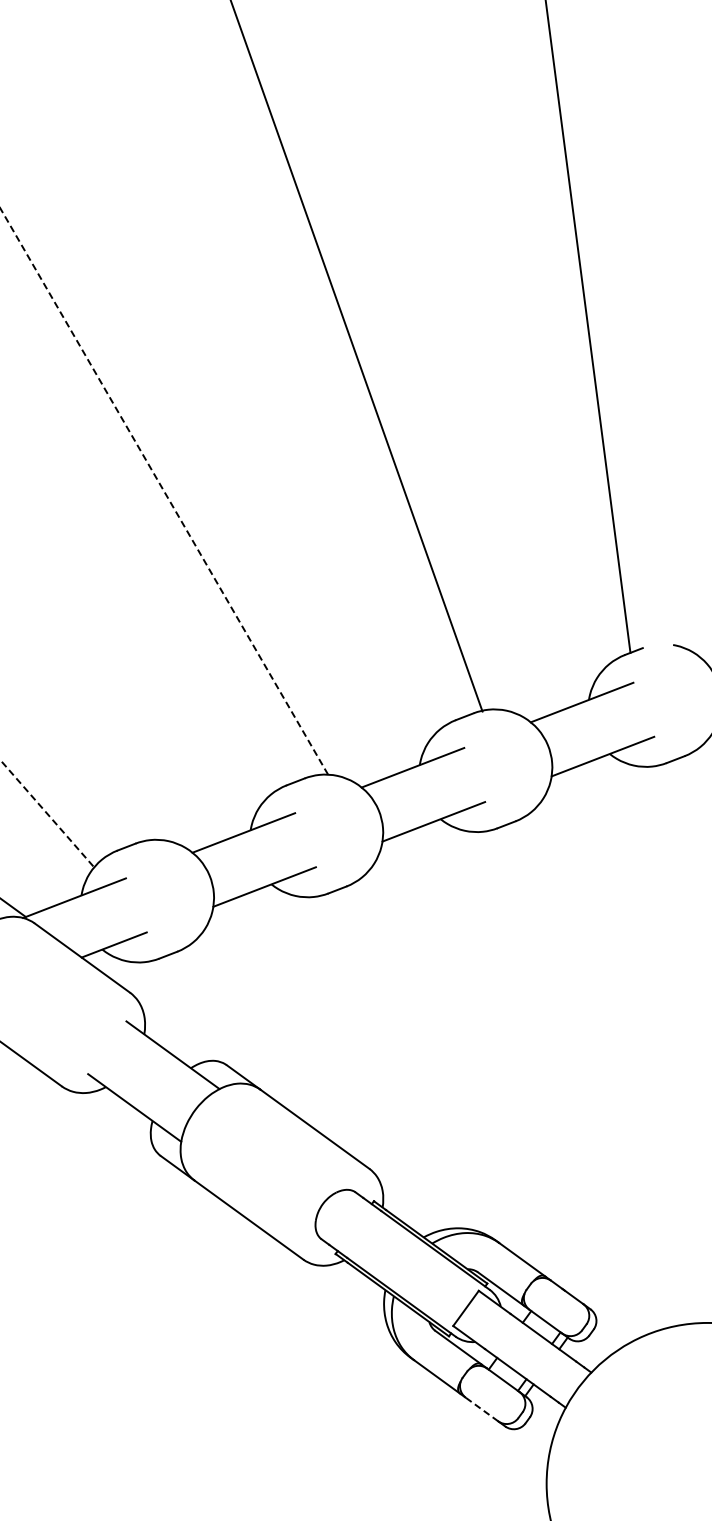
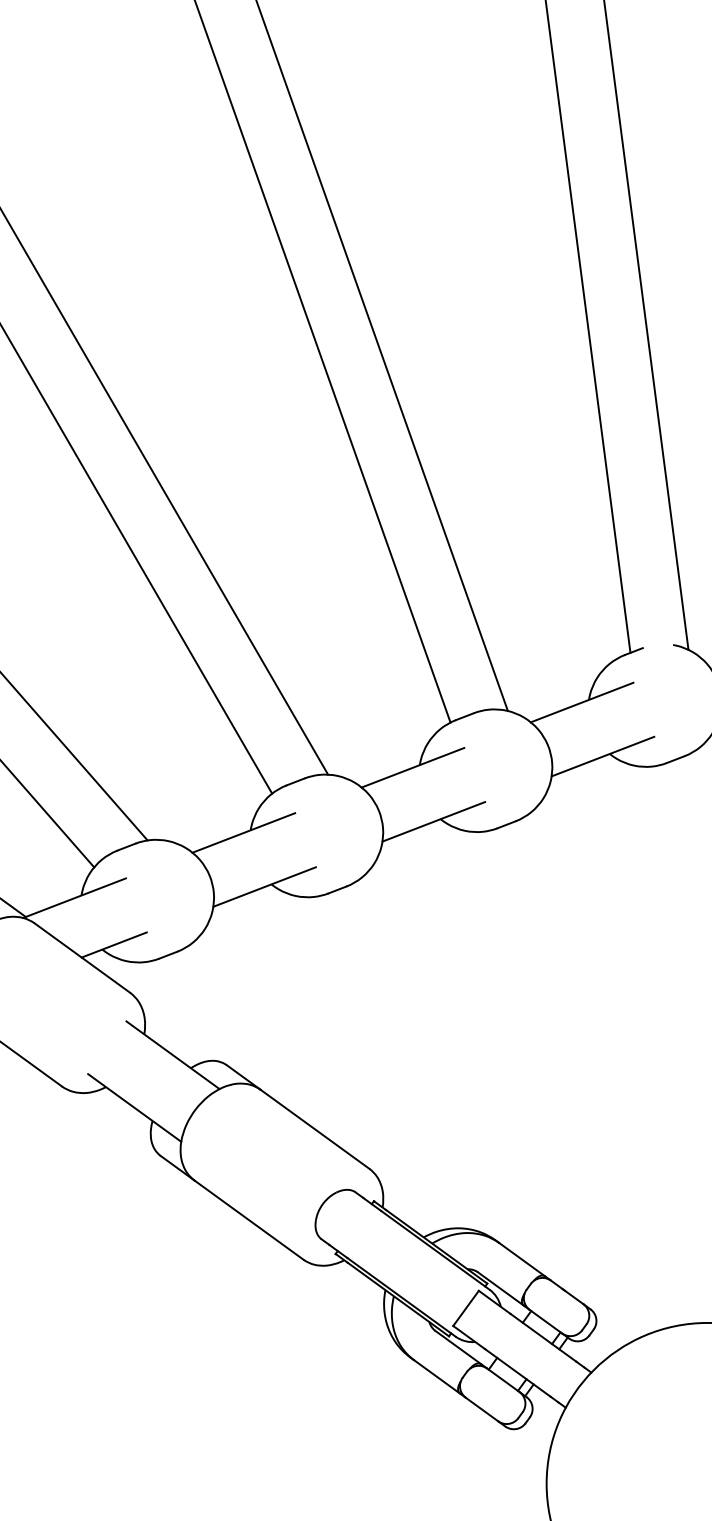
line: none -> present (646, 325)
line position: (356, 356) -> (322, 362) (322, 362)
line: none -> present (382, 356)
line: dashed -> solid (163, 490)
line: none -> present (137, 560)
line: none -> present (74, 757)
line: dashed -> solid (47, 813)
line: dashed -> solid (482, 1409)
